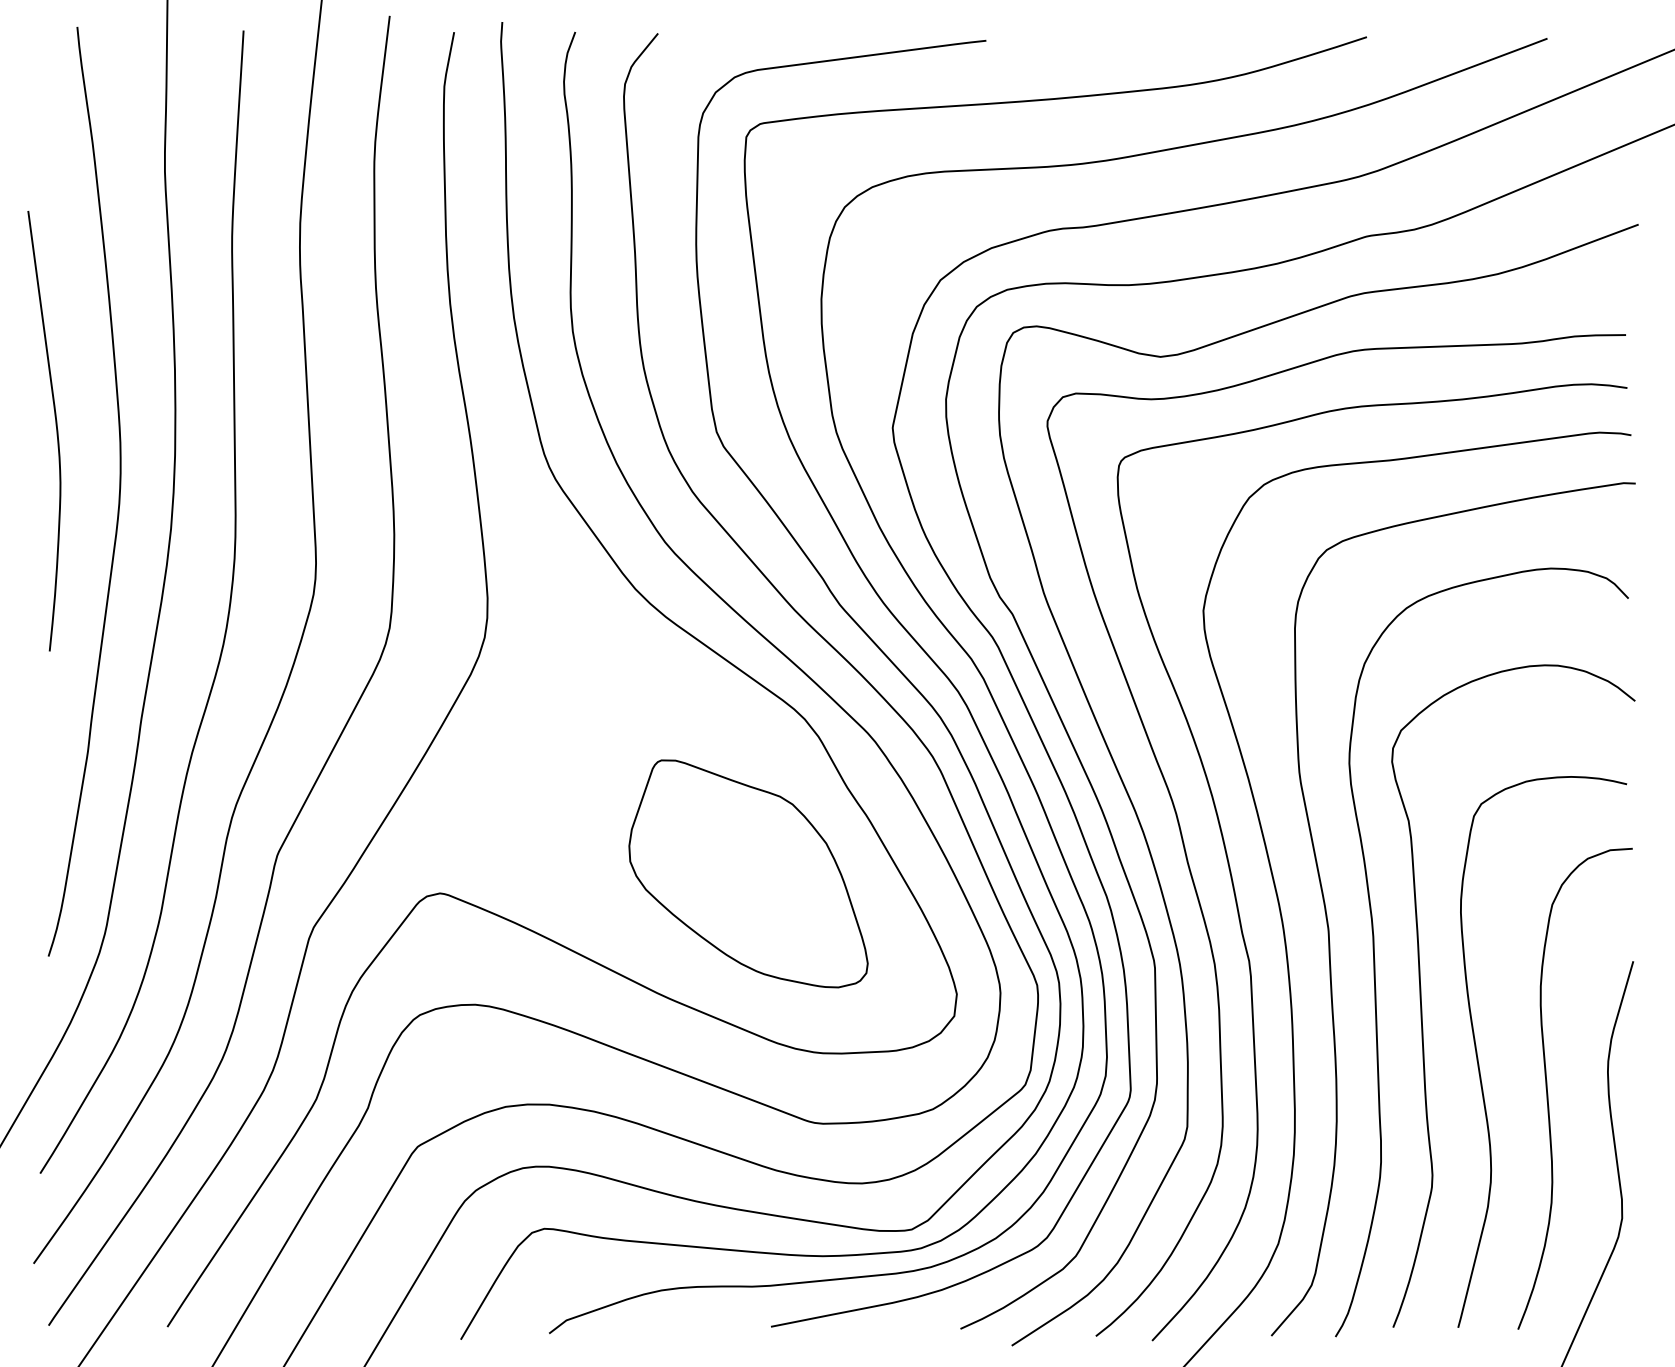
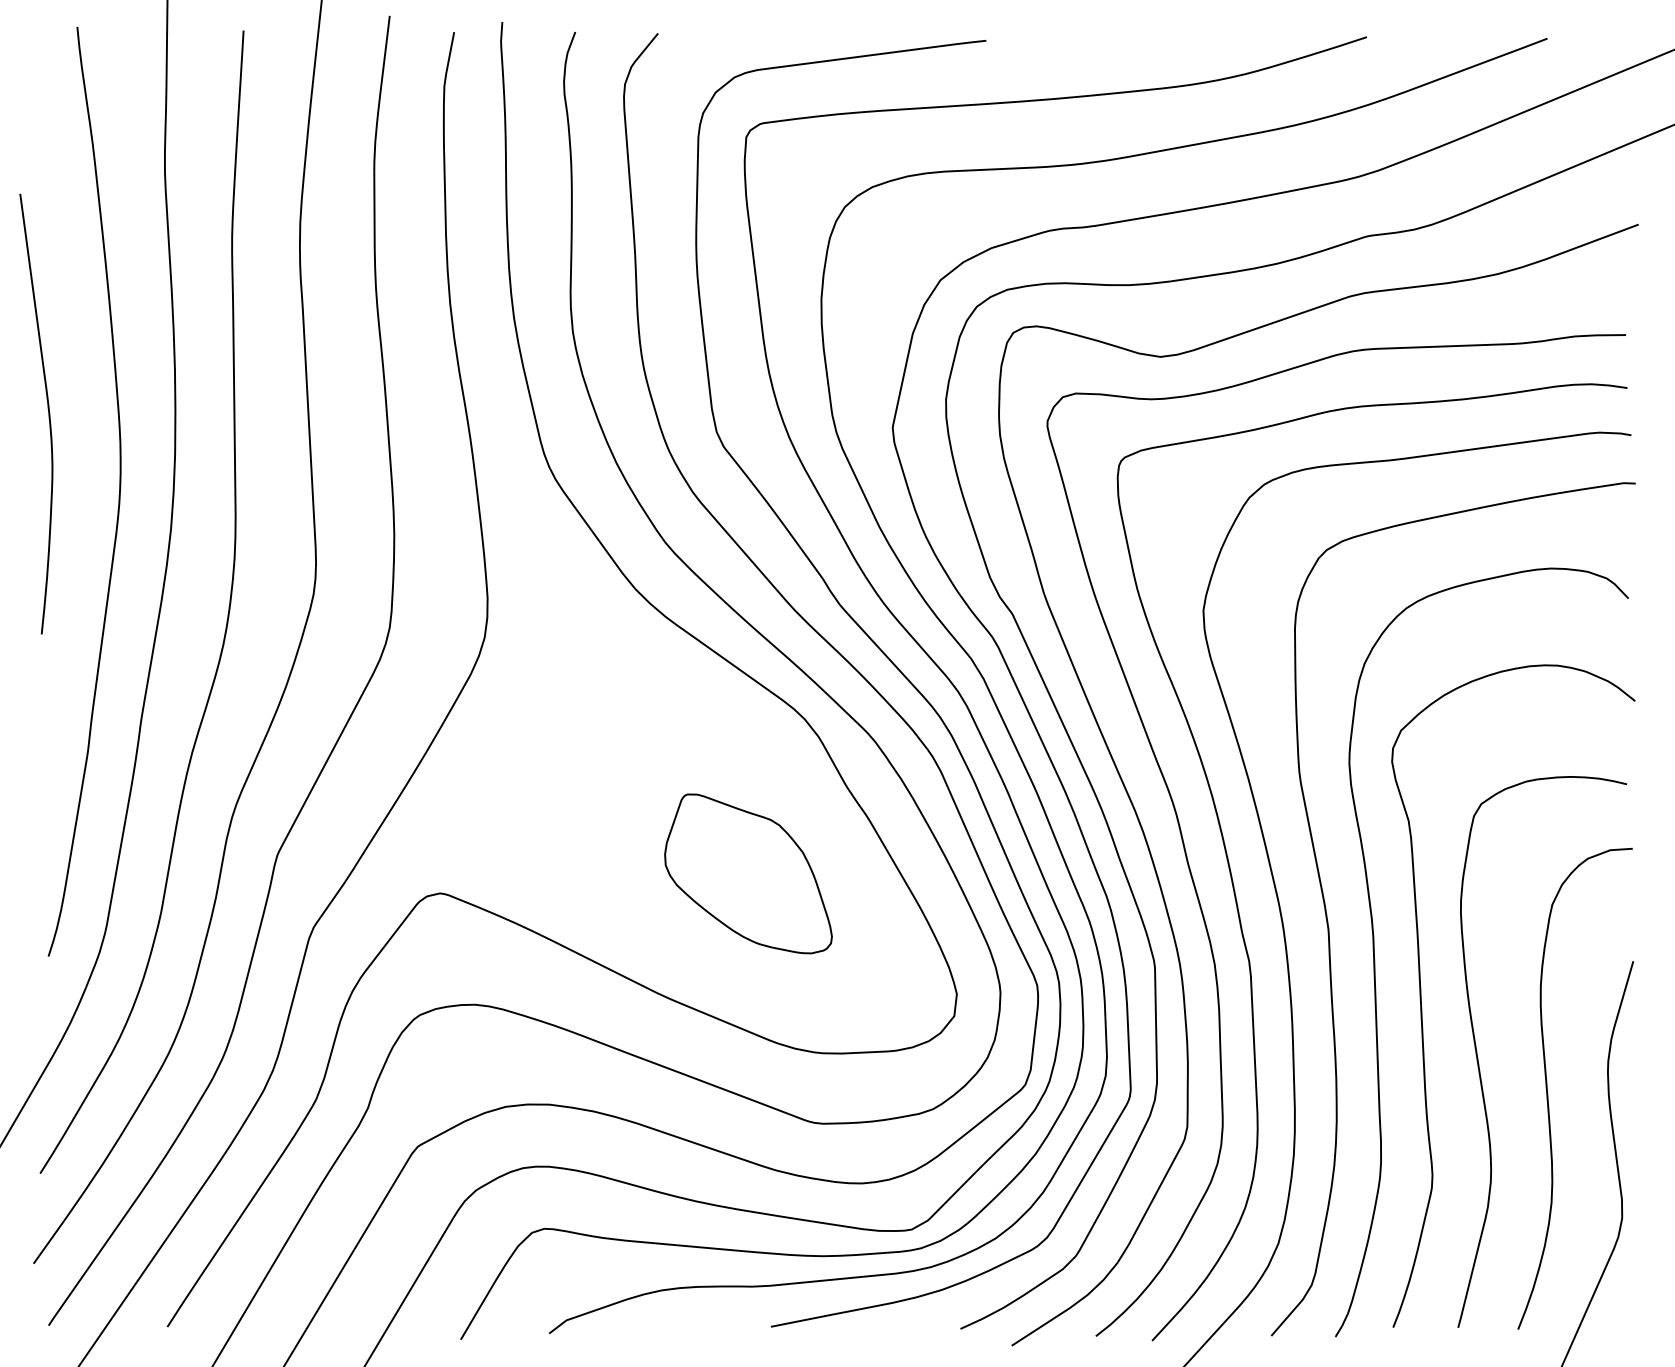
curve position: (56, 431) -> (48, 414) (48, 414)
part size: 241x230 px -> 169x162 px (748, 873)
